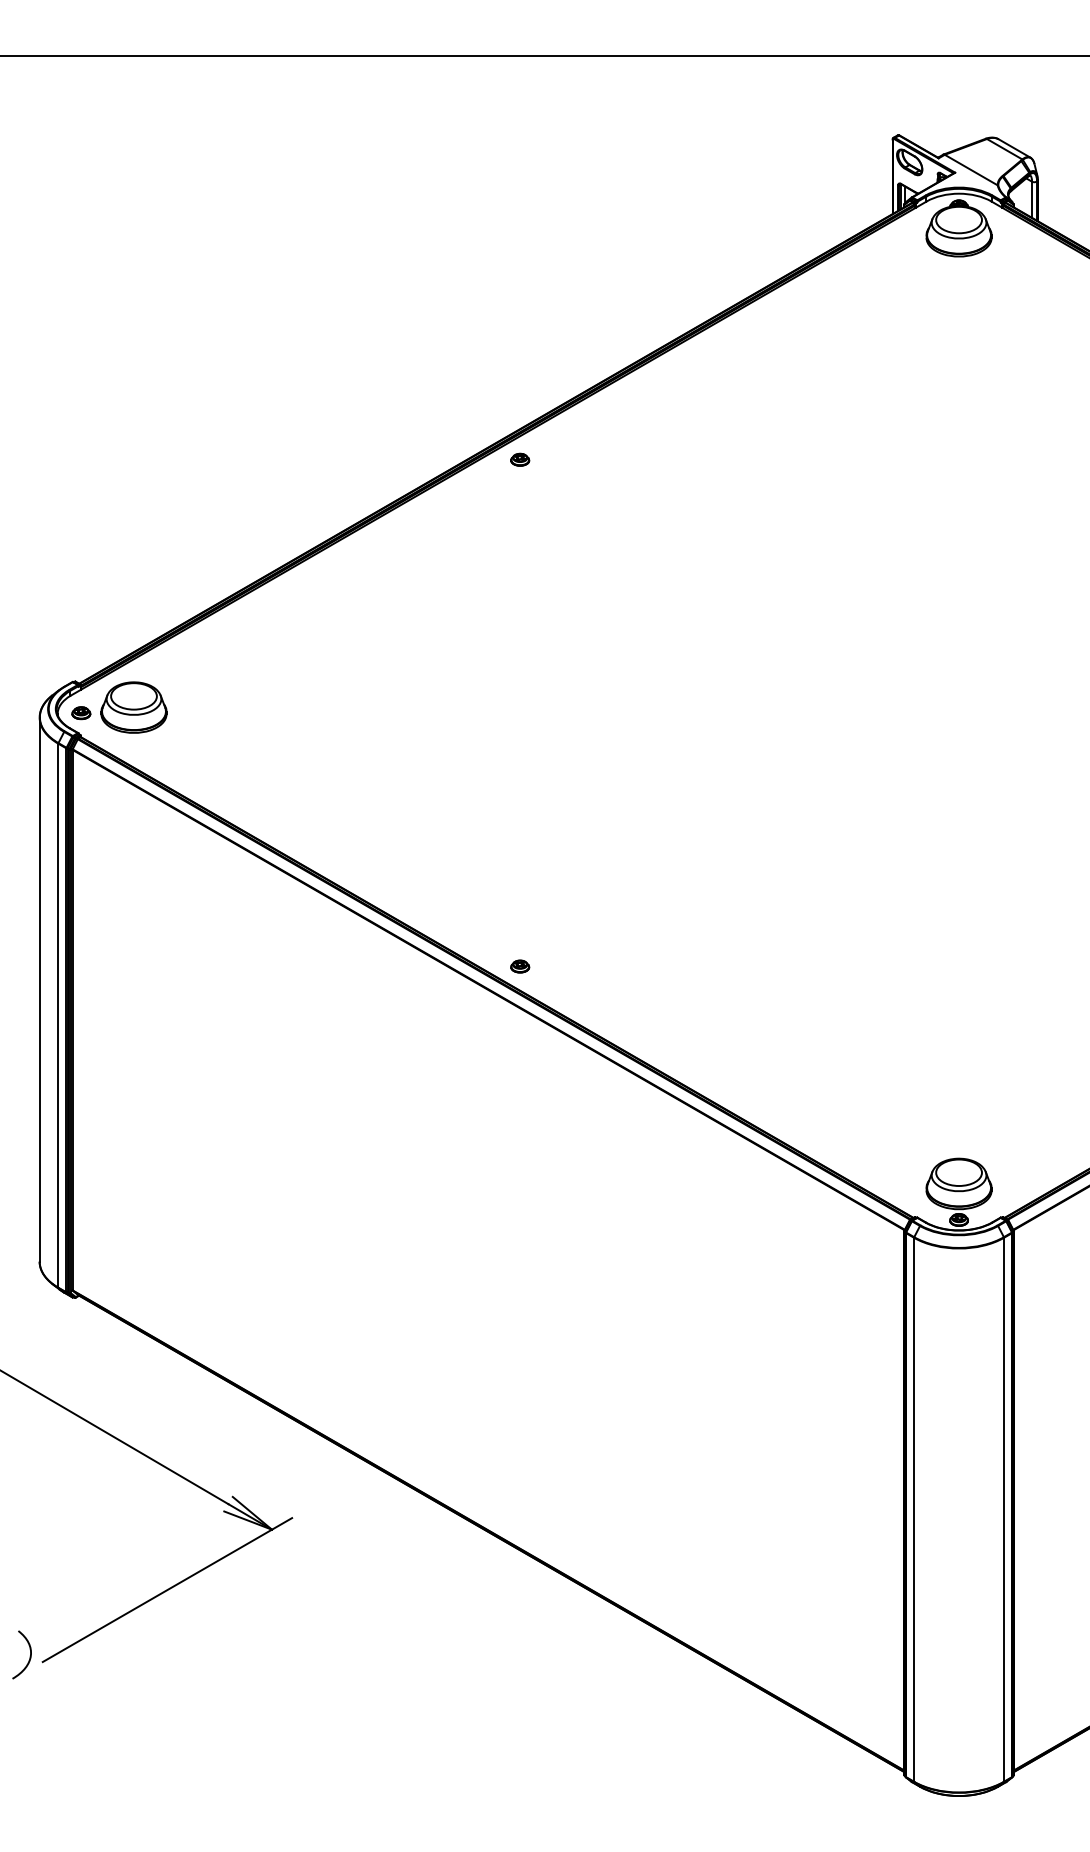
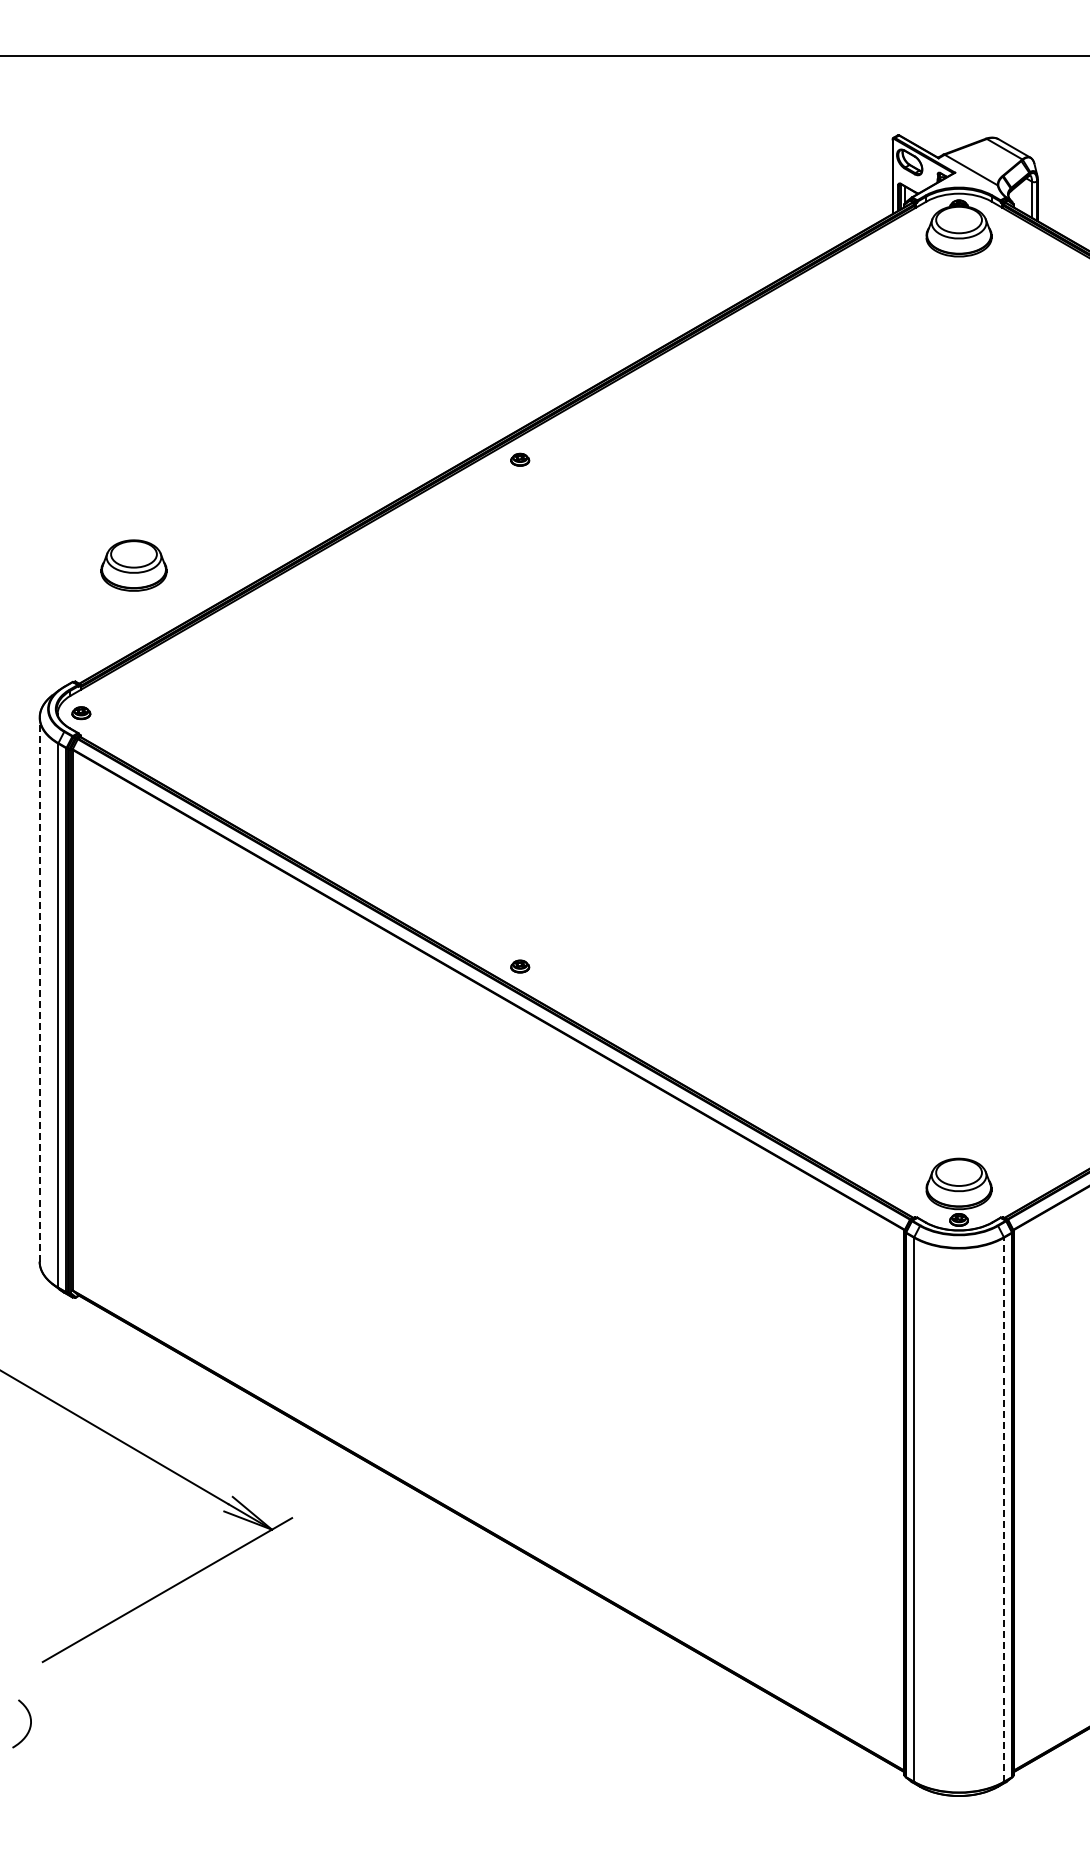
part position: (133, 707) -> (133, 565) (133, 565)
line: solid -> dashed (39, 989)
line: solid -> dashed (1004, 1509)
curve position: (29, 1656) -> (29, 1725) (29, 1725)
